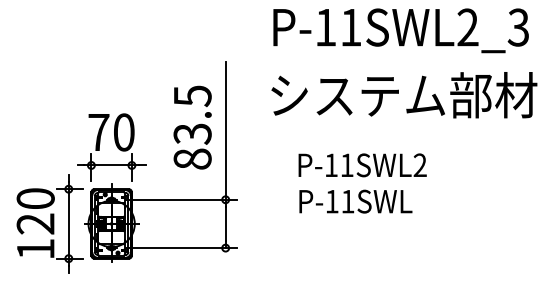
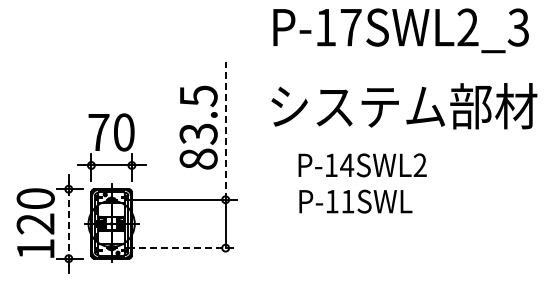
text: P-11SWL2_3 -> P-17SWL2_3 (350, 27)
text position: (404, 95) -> (404, 106) (404, 106)
text position: (192, 127) -> (198, 127) (198, 127)
line: solid -> dashed (225, 131)
text: P-11SWL2 -> P-14SWL2 (347, 164)
line: solid -> dashed (68, 223)
line: solid -> dashed (183, 248)
